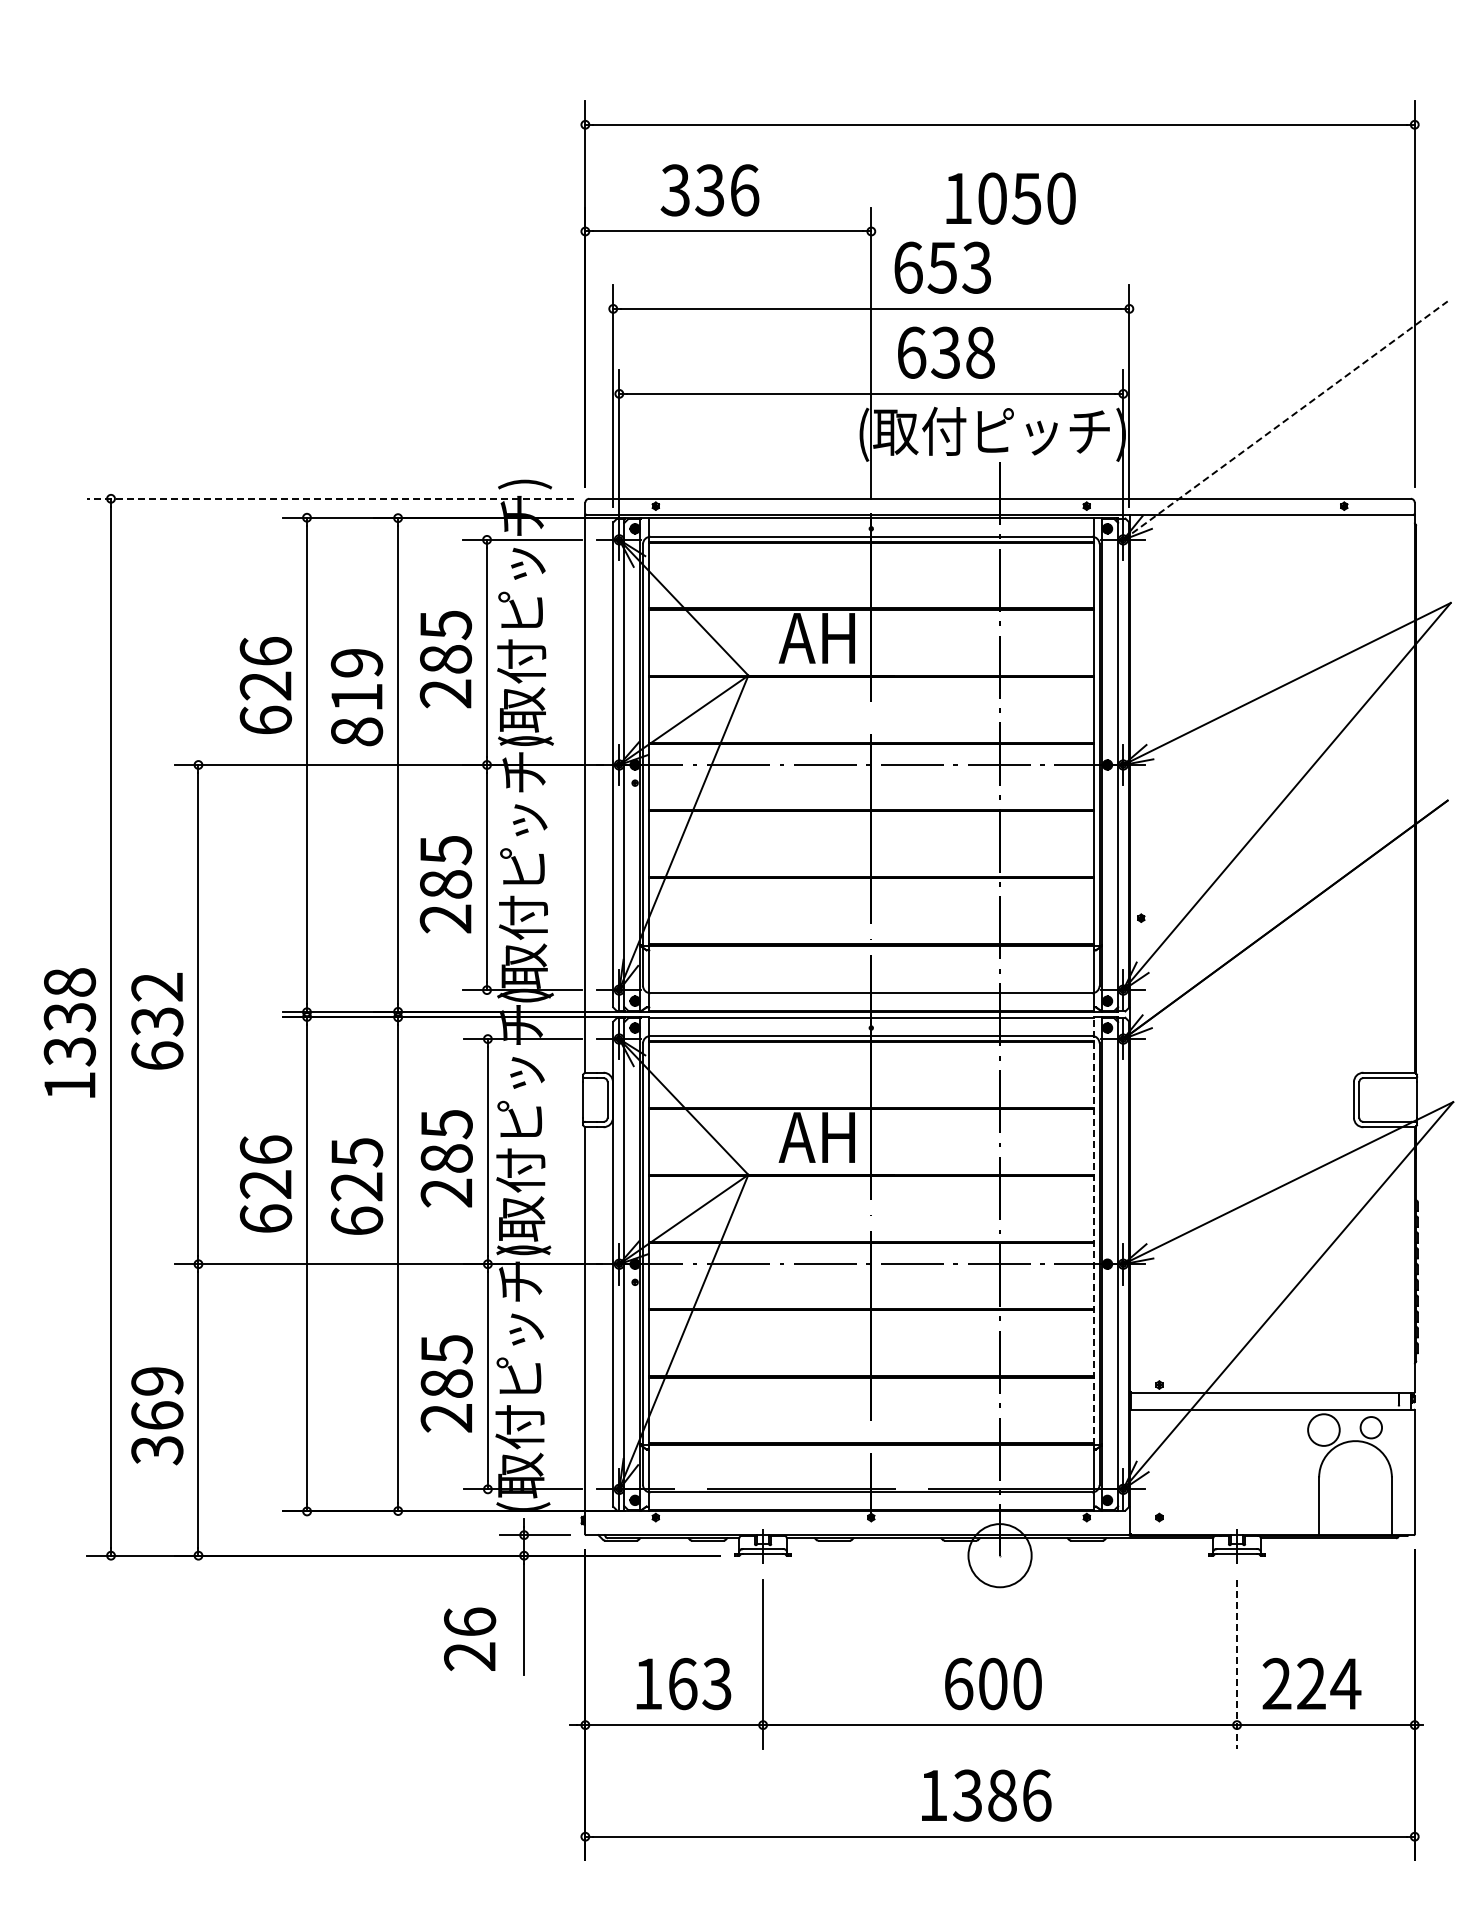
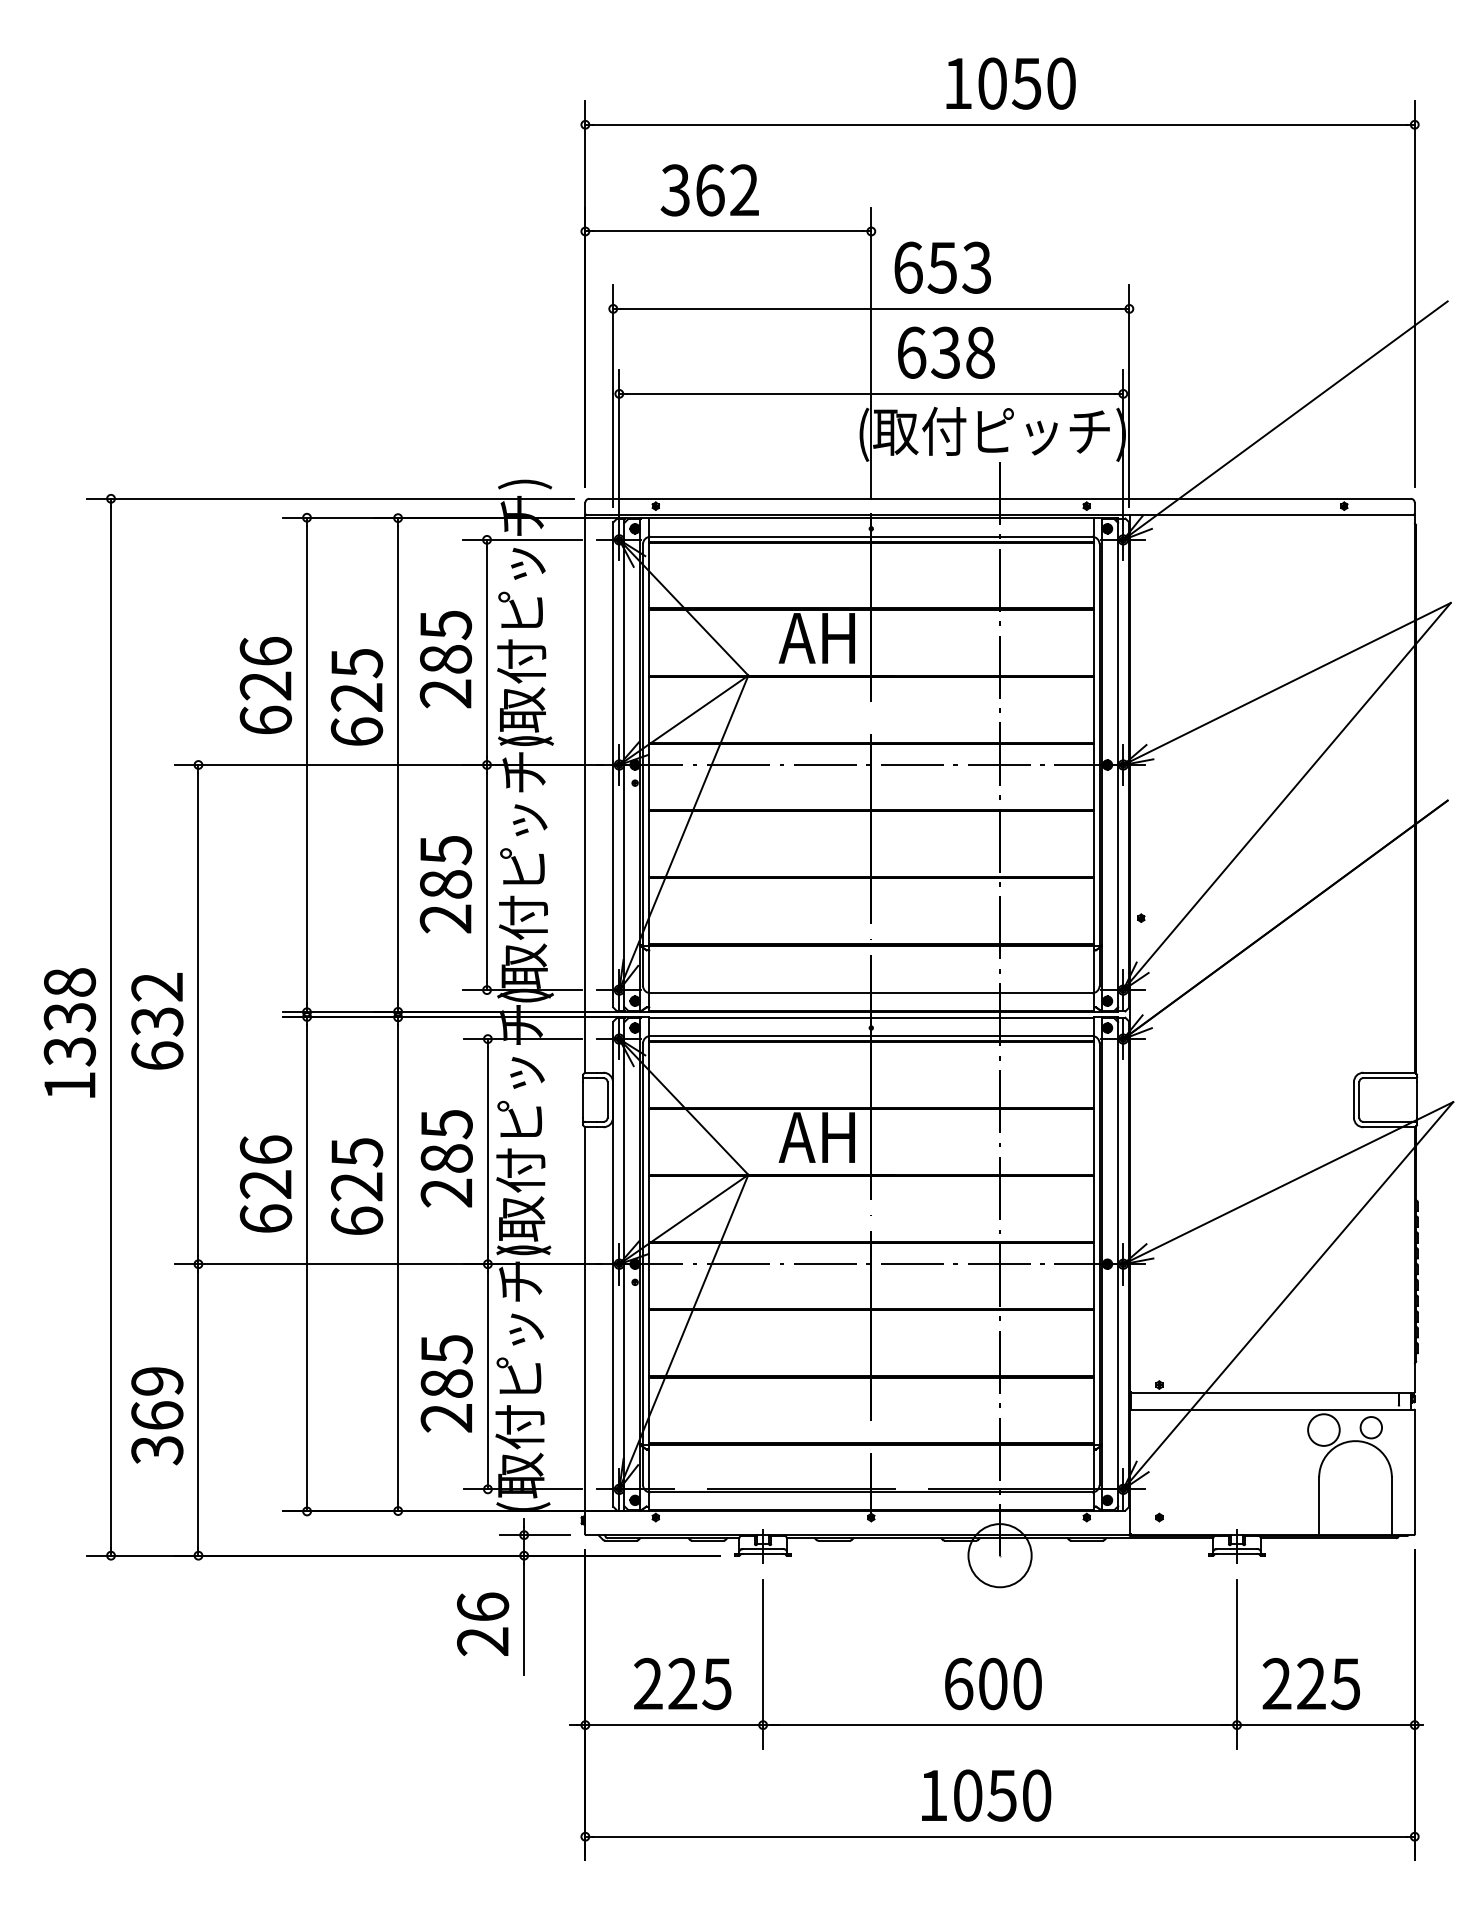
text: 336 -> 362 (727, 190)
text position: (1010, 198) -> (1010, 83) (1010, 83)
line: dashed -> solid (1285, 420)
line: dashed -> solid (329, 498)
text: 819 -> 625 (356, 697)
line: dashed -> solid (1093, 1231)
text position: (470, 1638) -> (483, 1623) (483, 1623)
line: dashed -> solid (1237, 1664)
text: 163 -> 225 (682, 1683)
text: 224 -> 225 (1345, 1684)
text: 1386 -> 1050 (1002, 1795)
